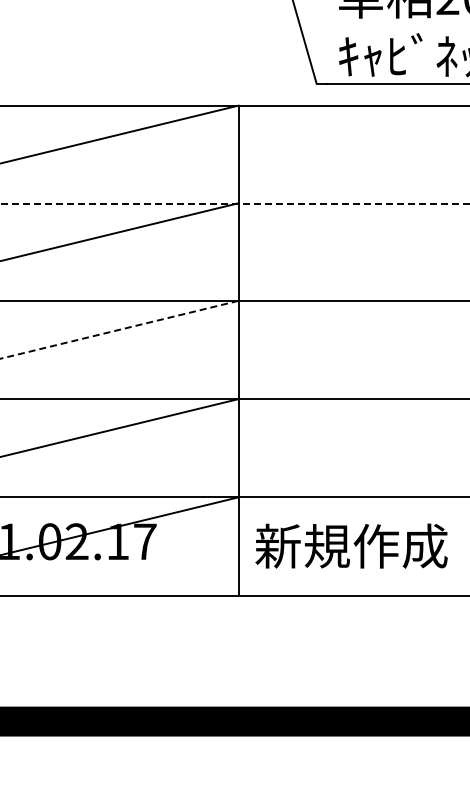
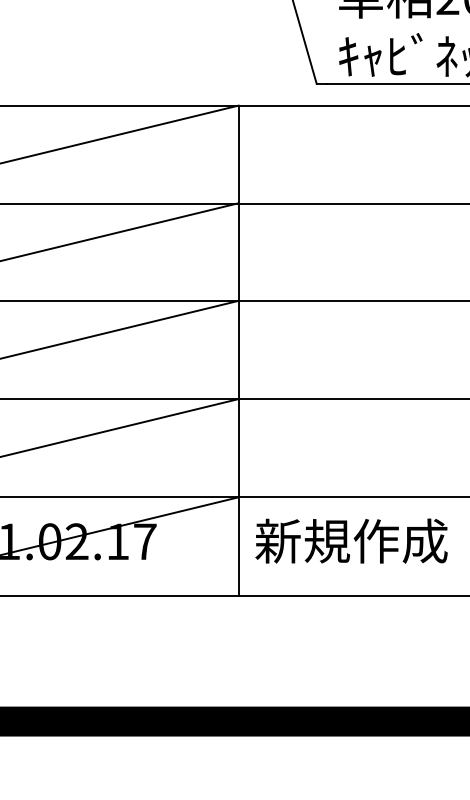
line: dashed -> solid (235, 203)
line: dashed -> solid (119, 329)
text position: (351, 545) -> (351, 540) (351, 540)
